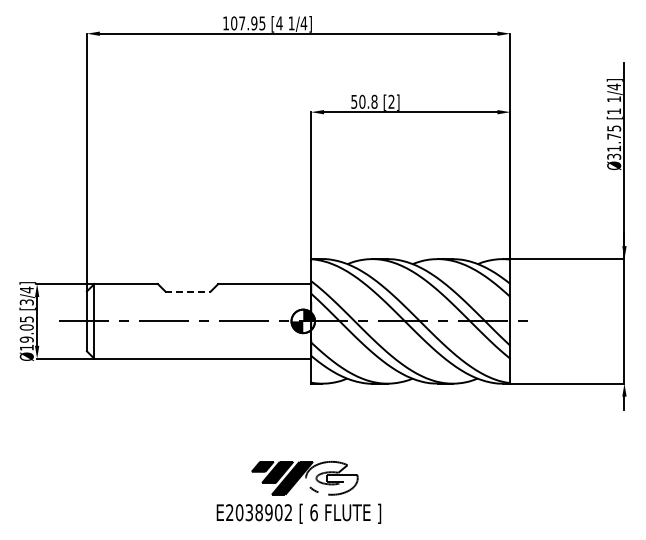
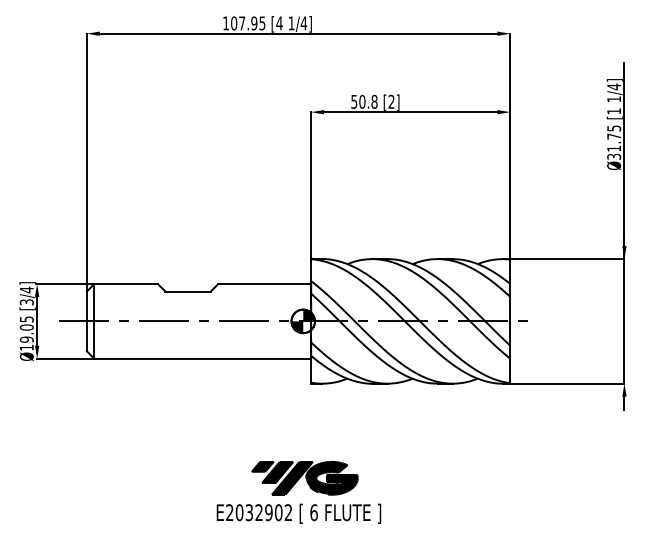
line: dashed -> solid (188, 291)
fill: none -> present (331, 477)
text: E2038902 -> E2032902 (258, 512)
